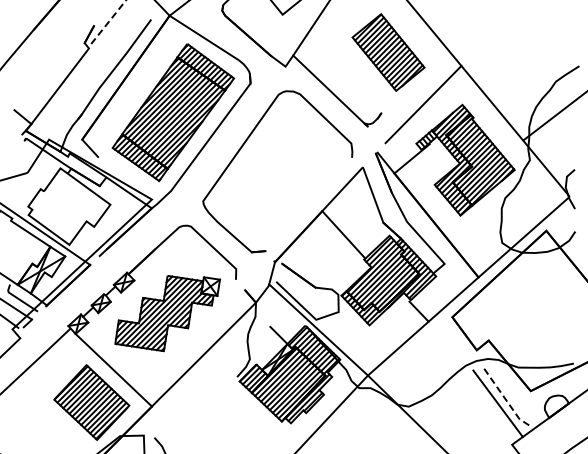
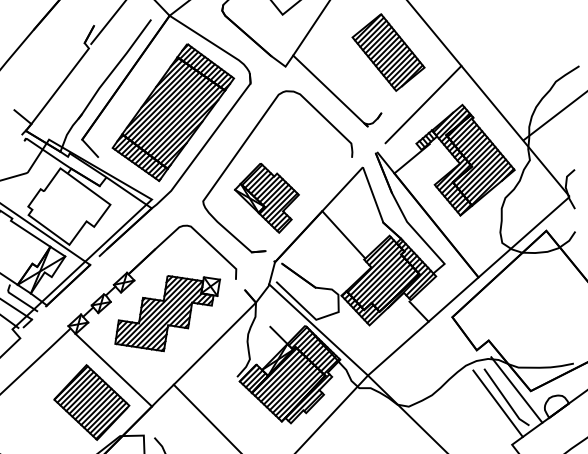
line: dashed -> solid (108, 22)
part: none -> present (266, 198)
line: none -> present (516, 389)
line: dashed -> solid (505, 399)
line: none -> present (205, 417)
